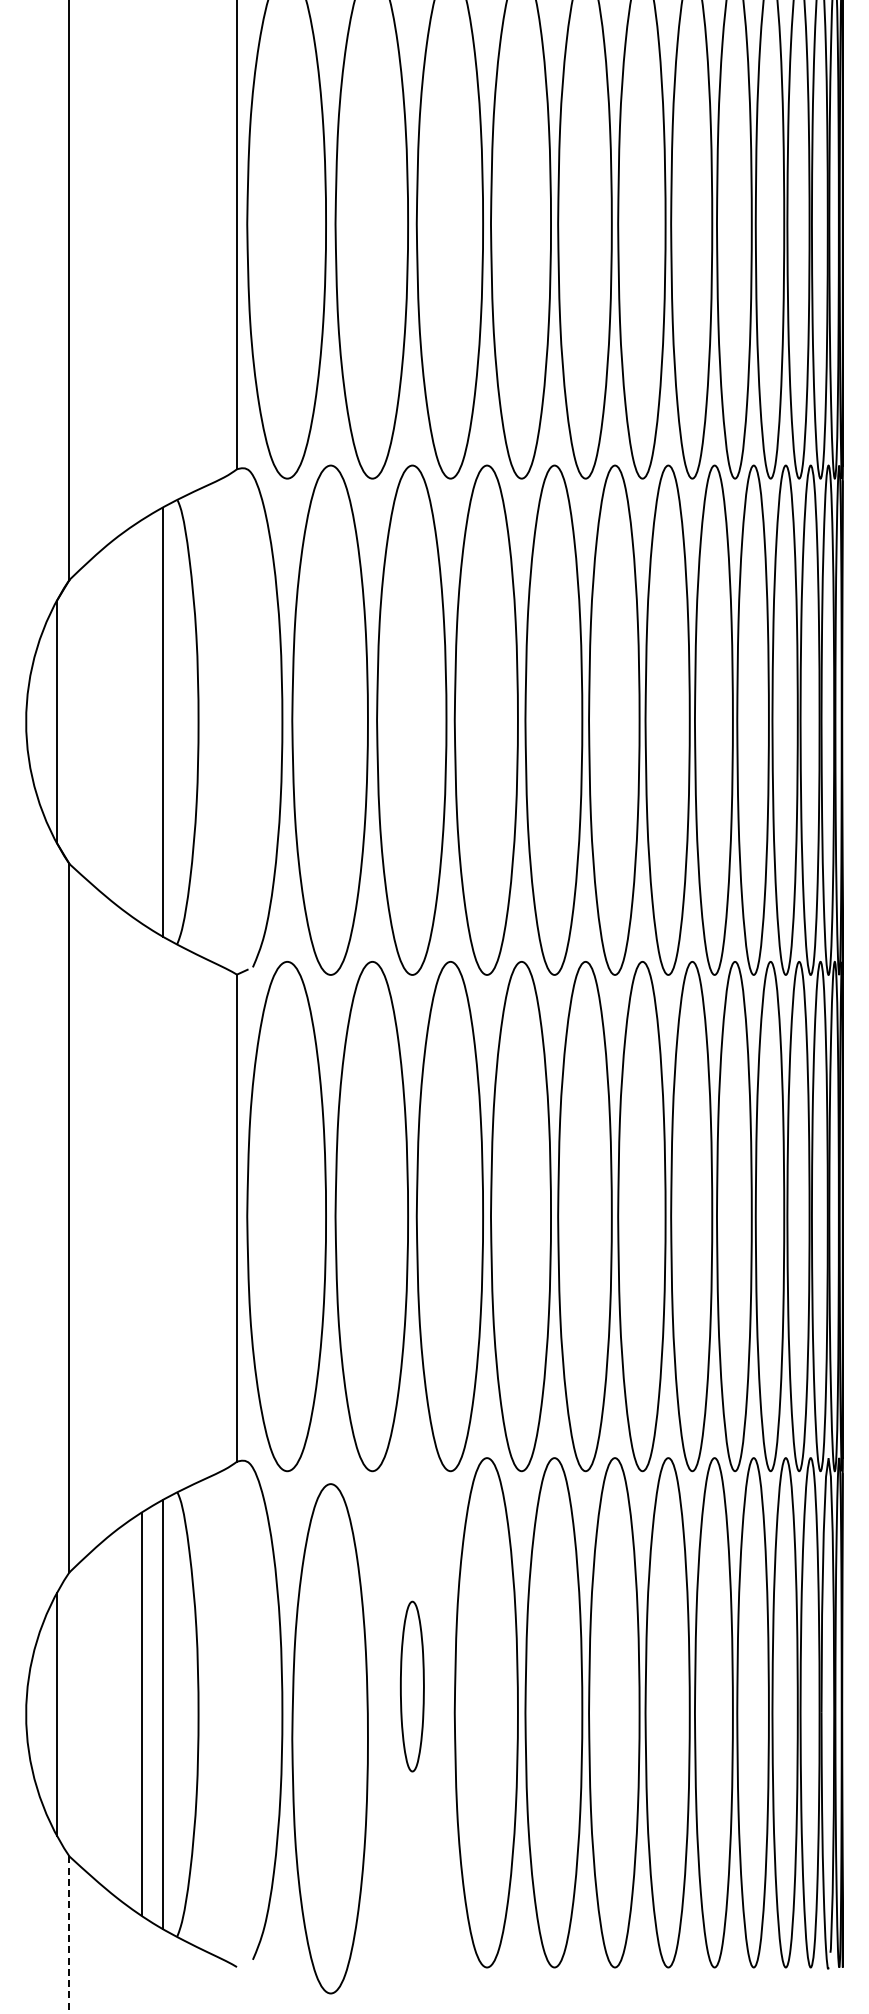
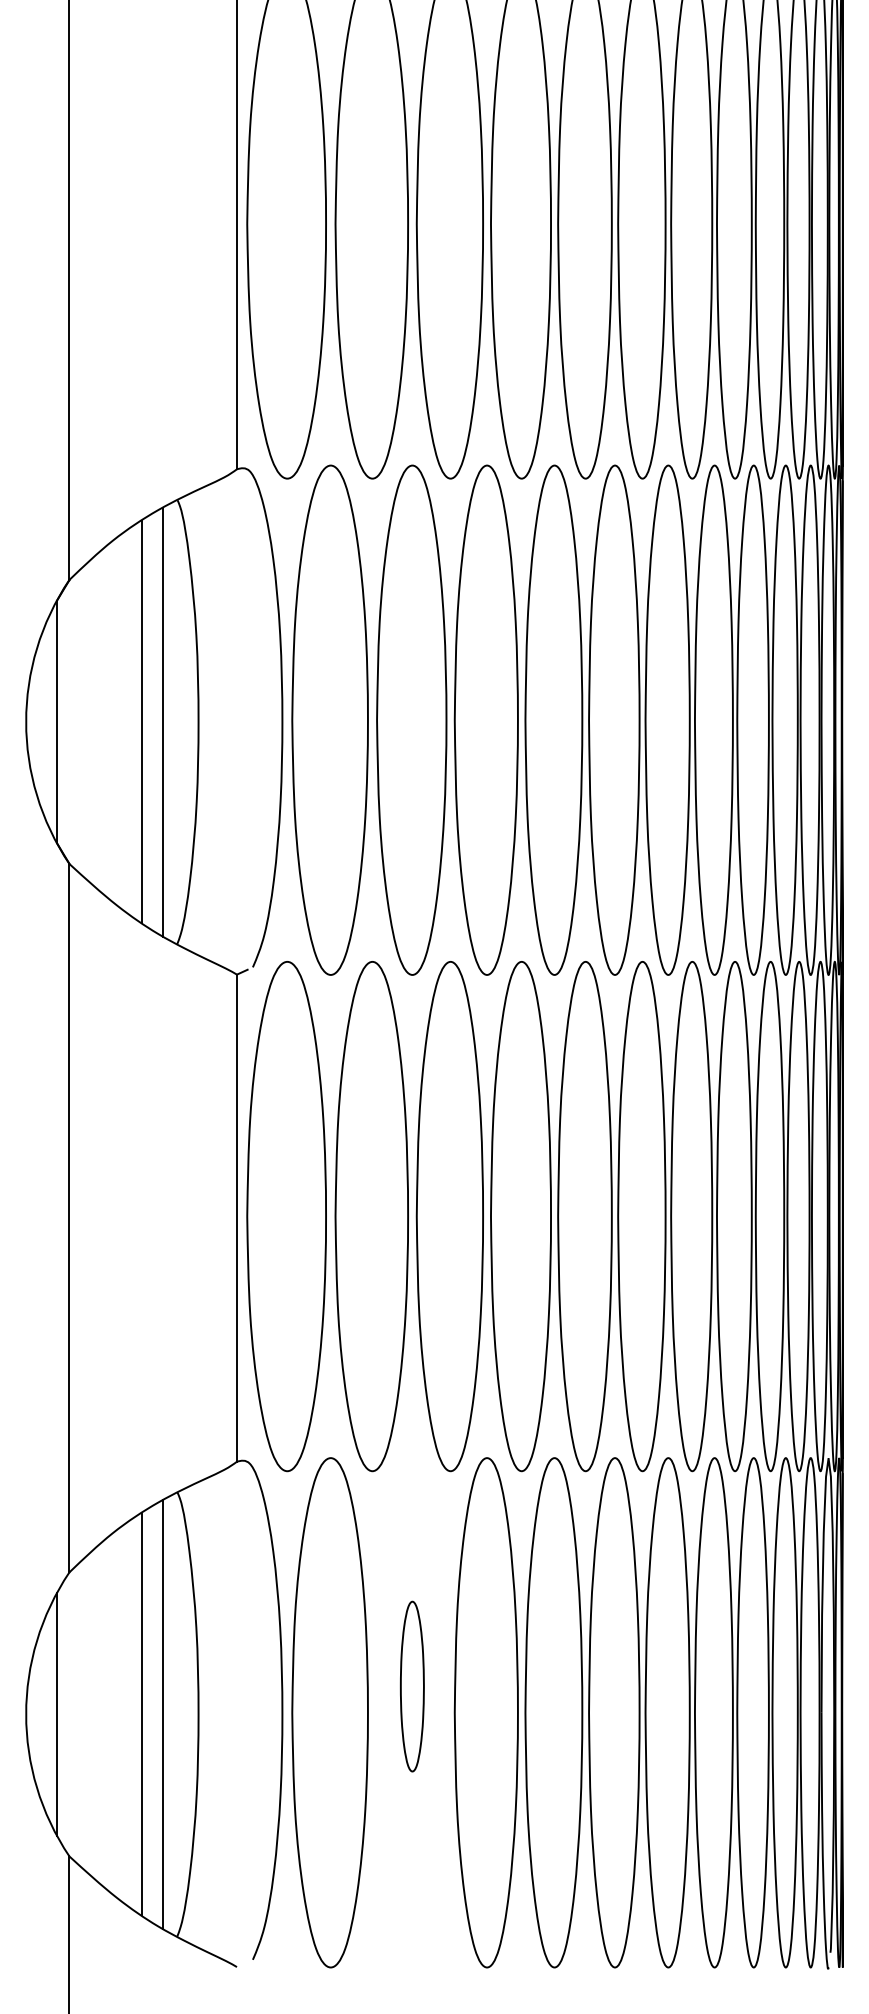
line: none -> present (141, 721)
part position: (329, 1738) -> (329, 1712) (329, 1712)
line: dashed -> solid (69, 1935)
